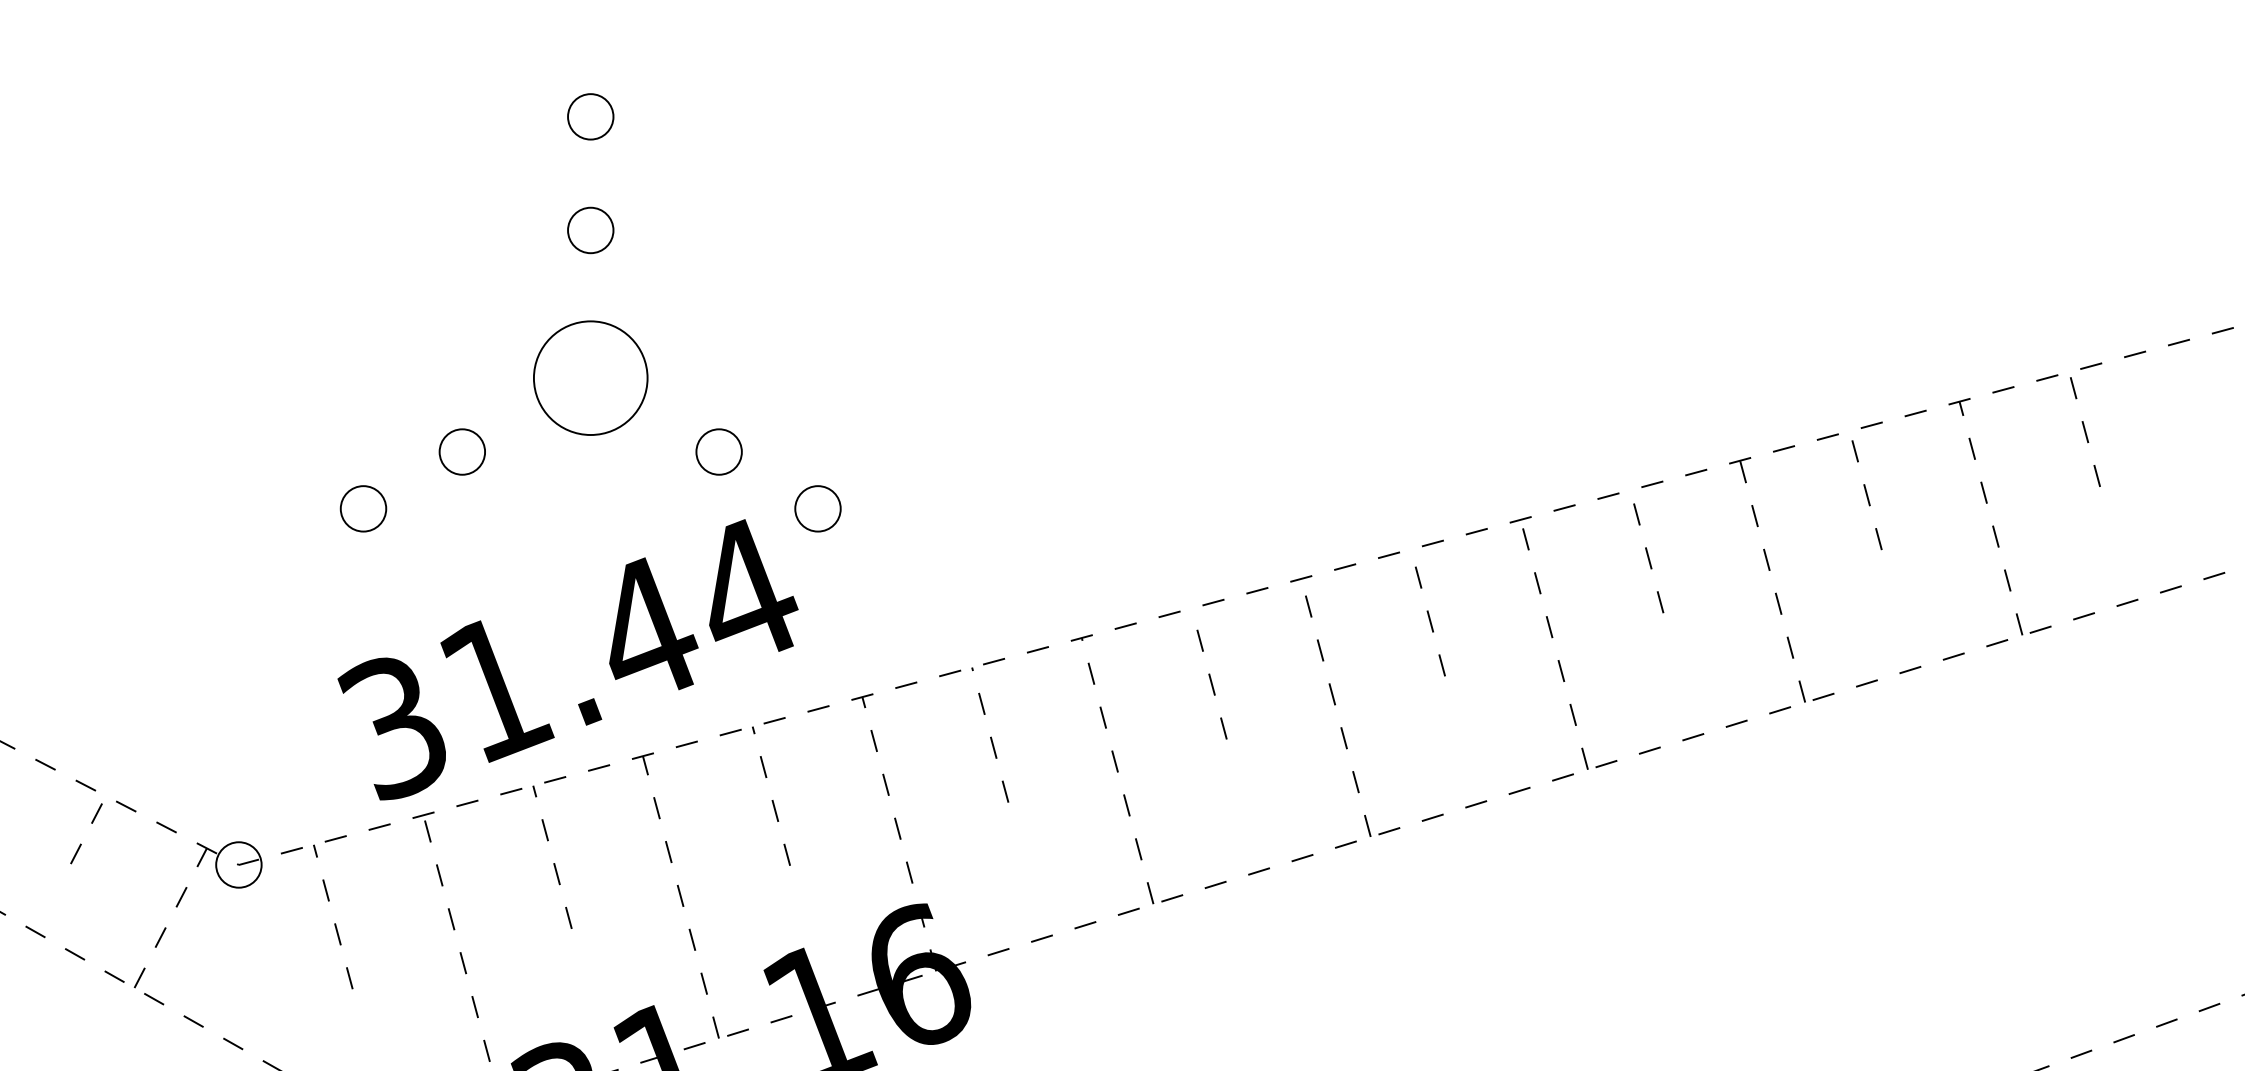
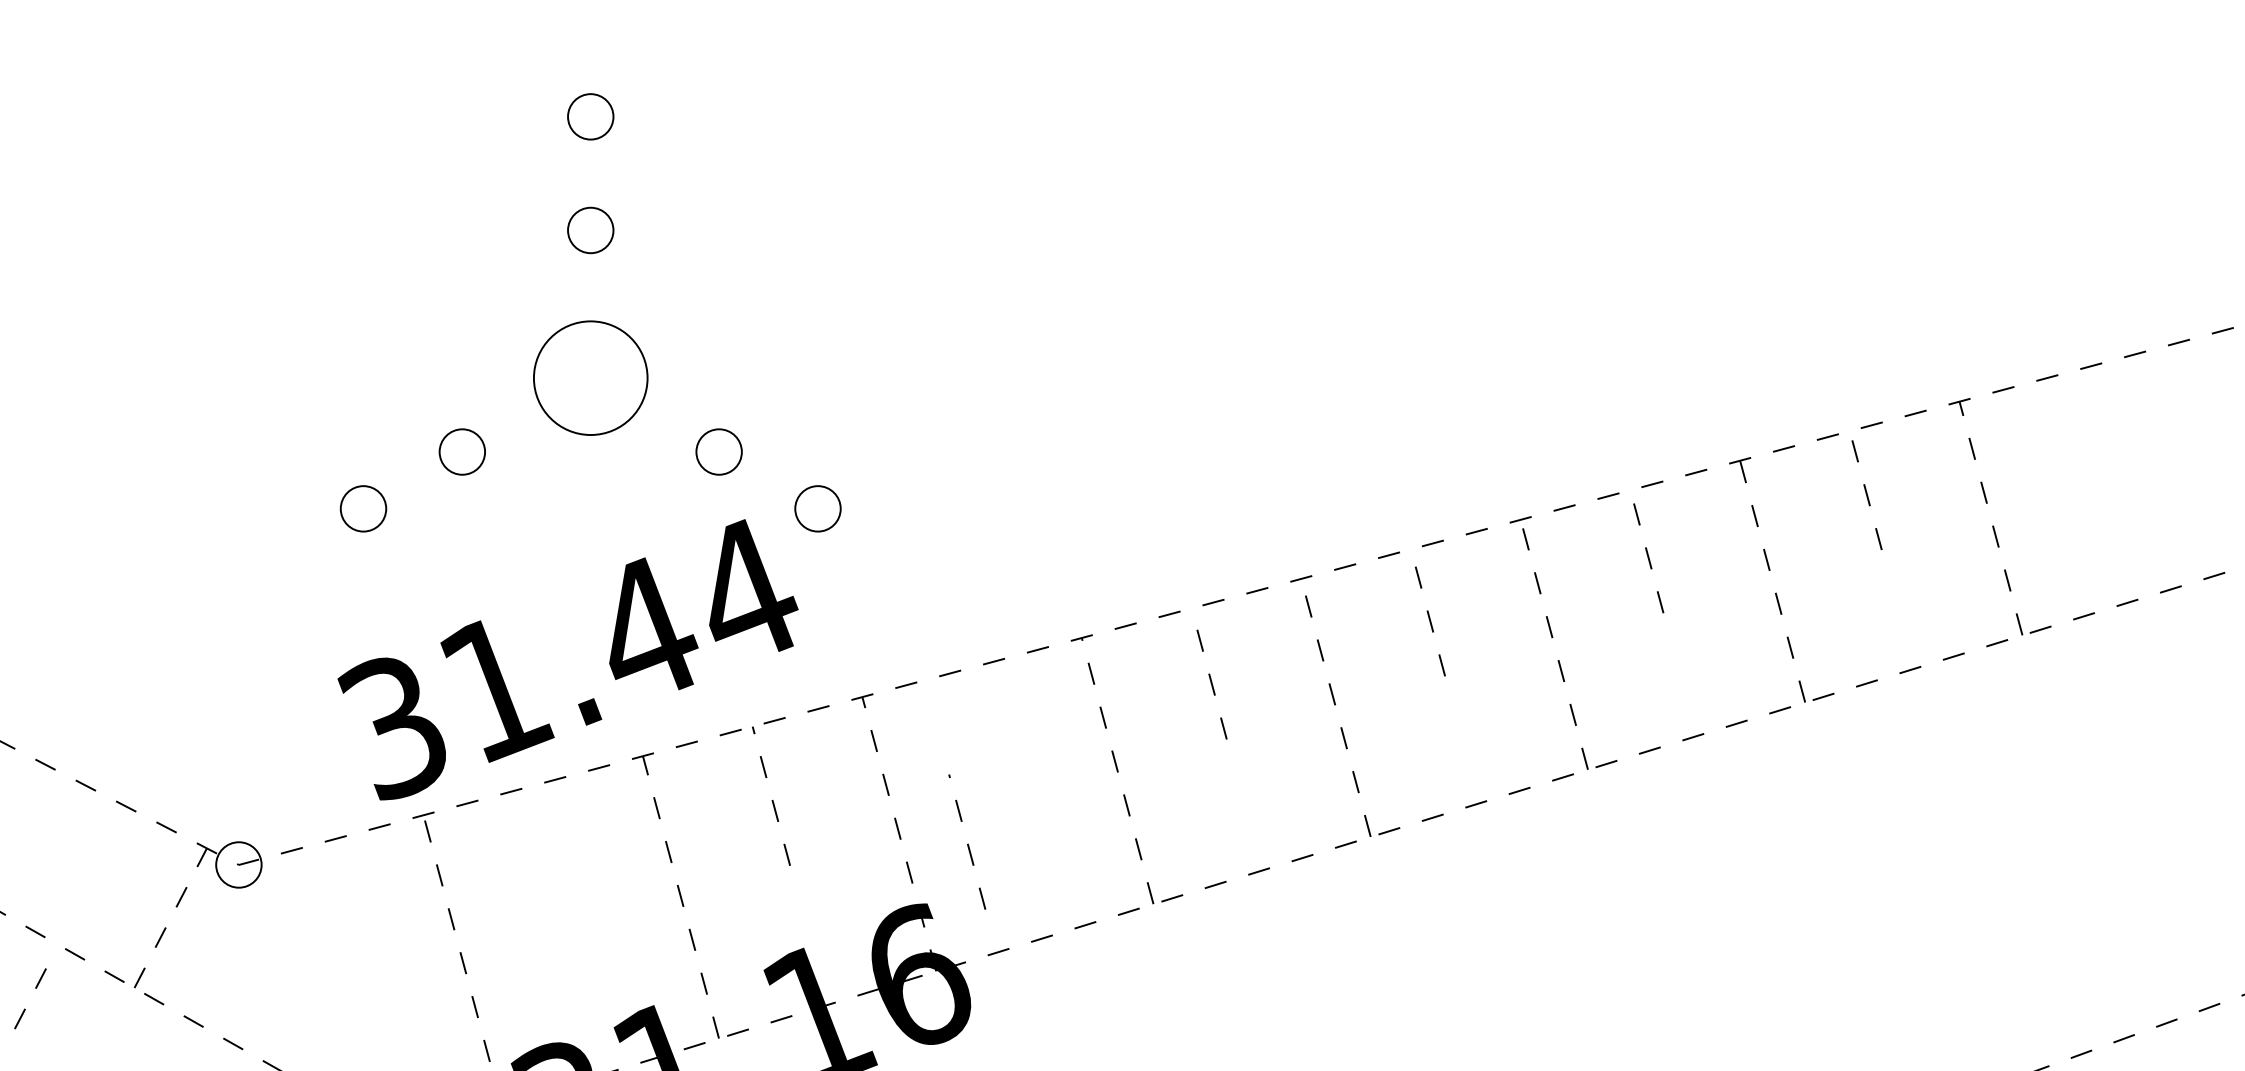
line: present -> none (2085, 431)
line position: (991, 736) -> (968, 843) (968, 843)
line position: (91, 823) -> (35, 988) (35, 988)
line: present -> none (553, 863)
line: present -> none (334, 923)
